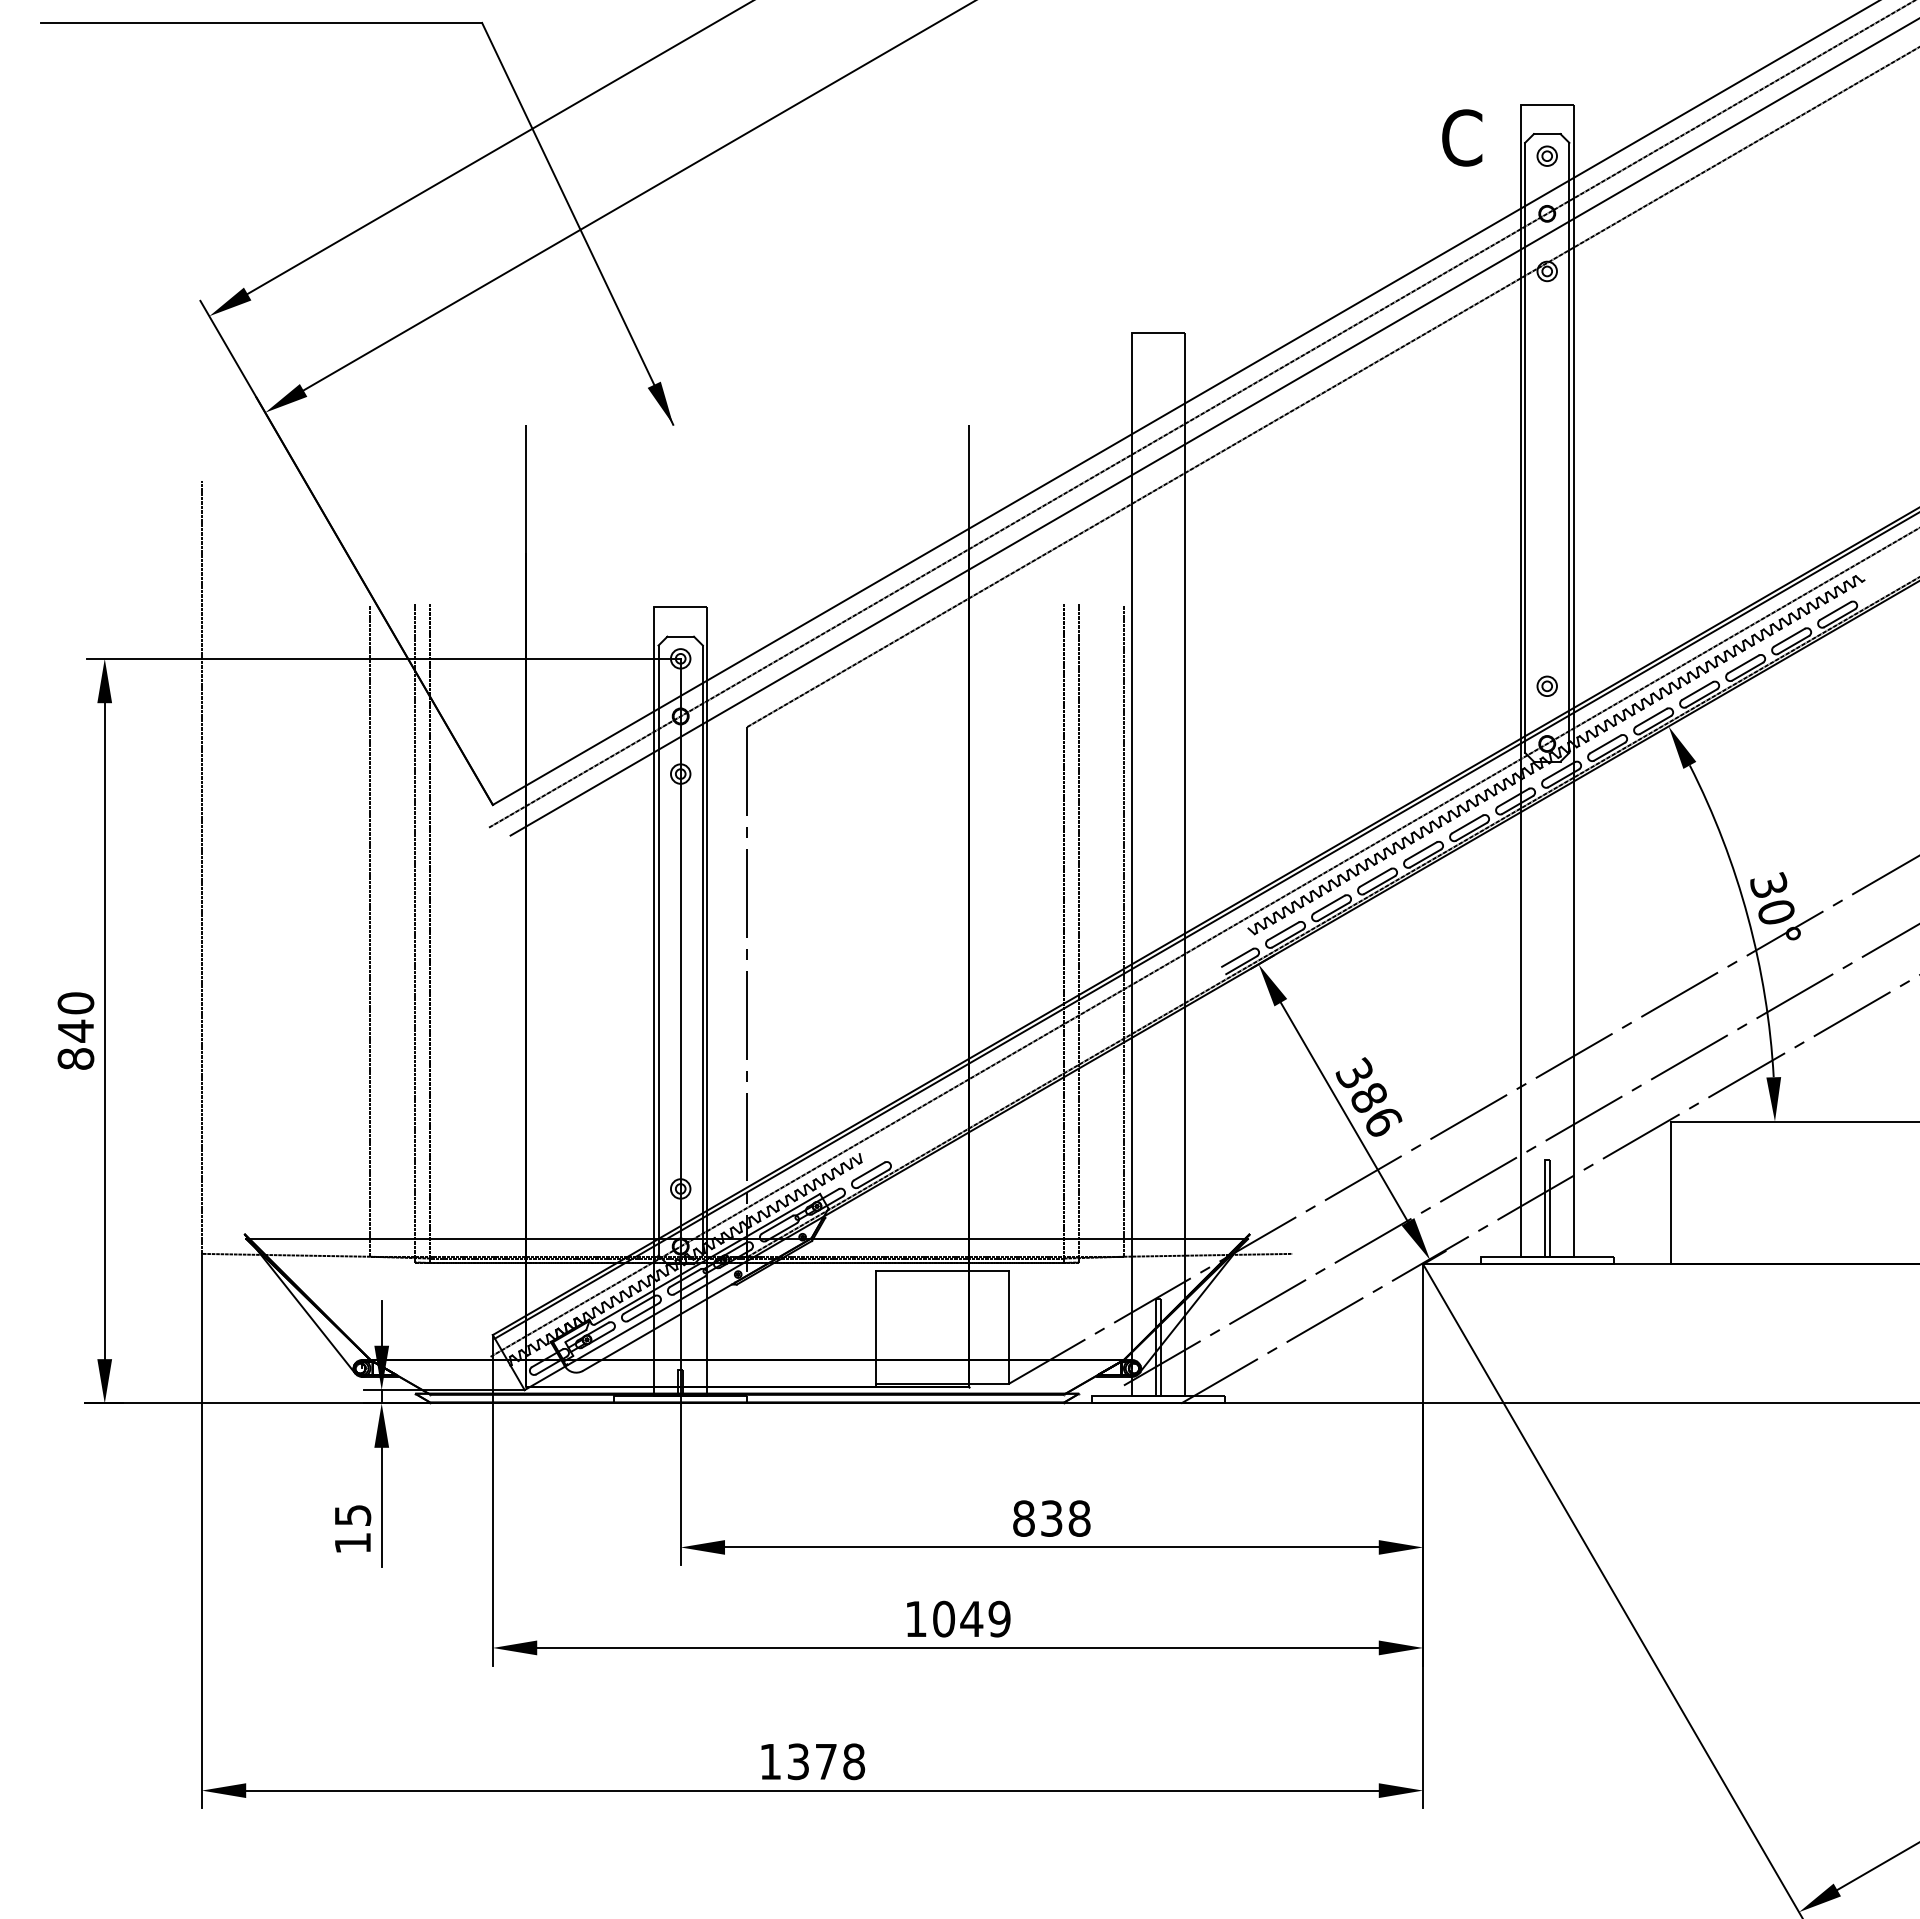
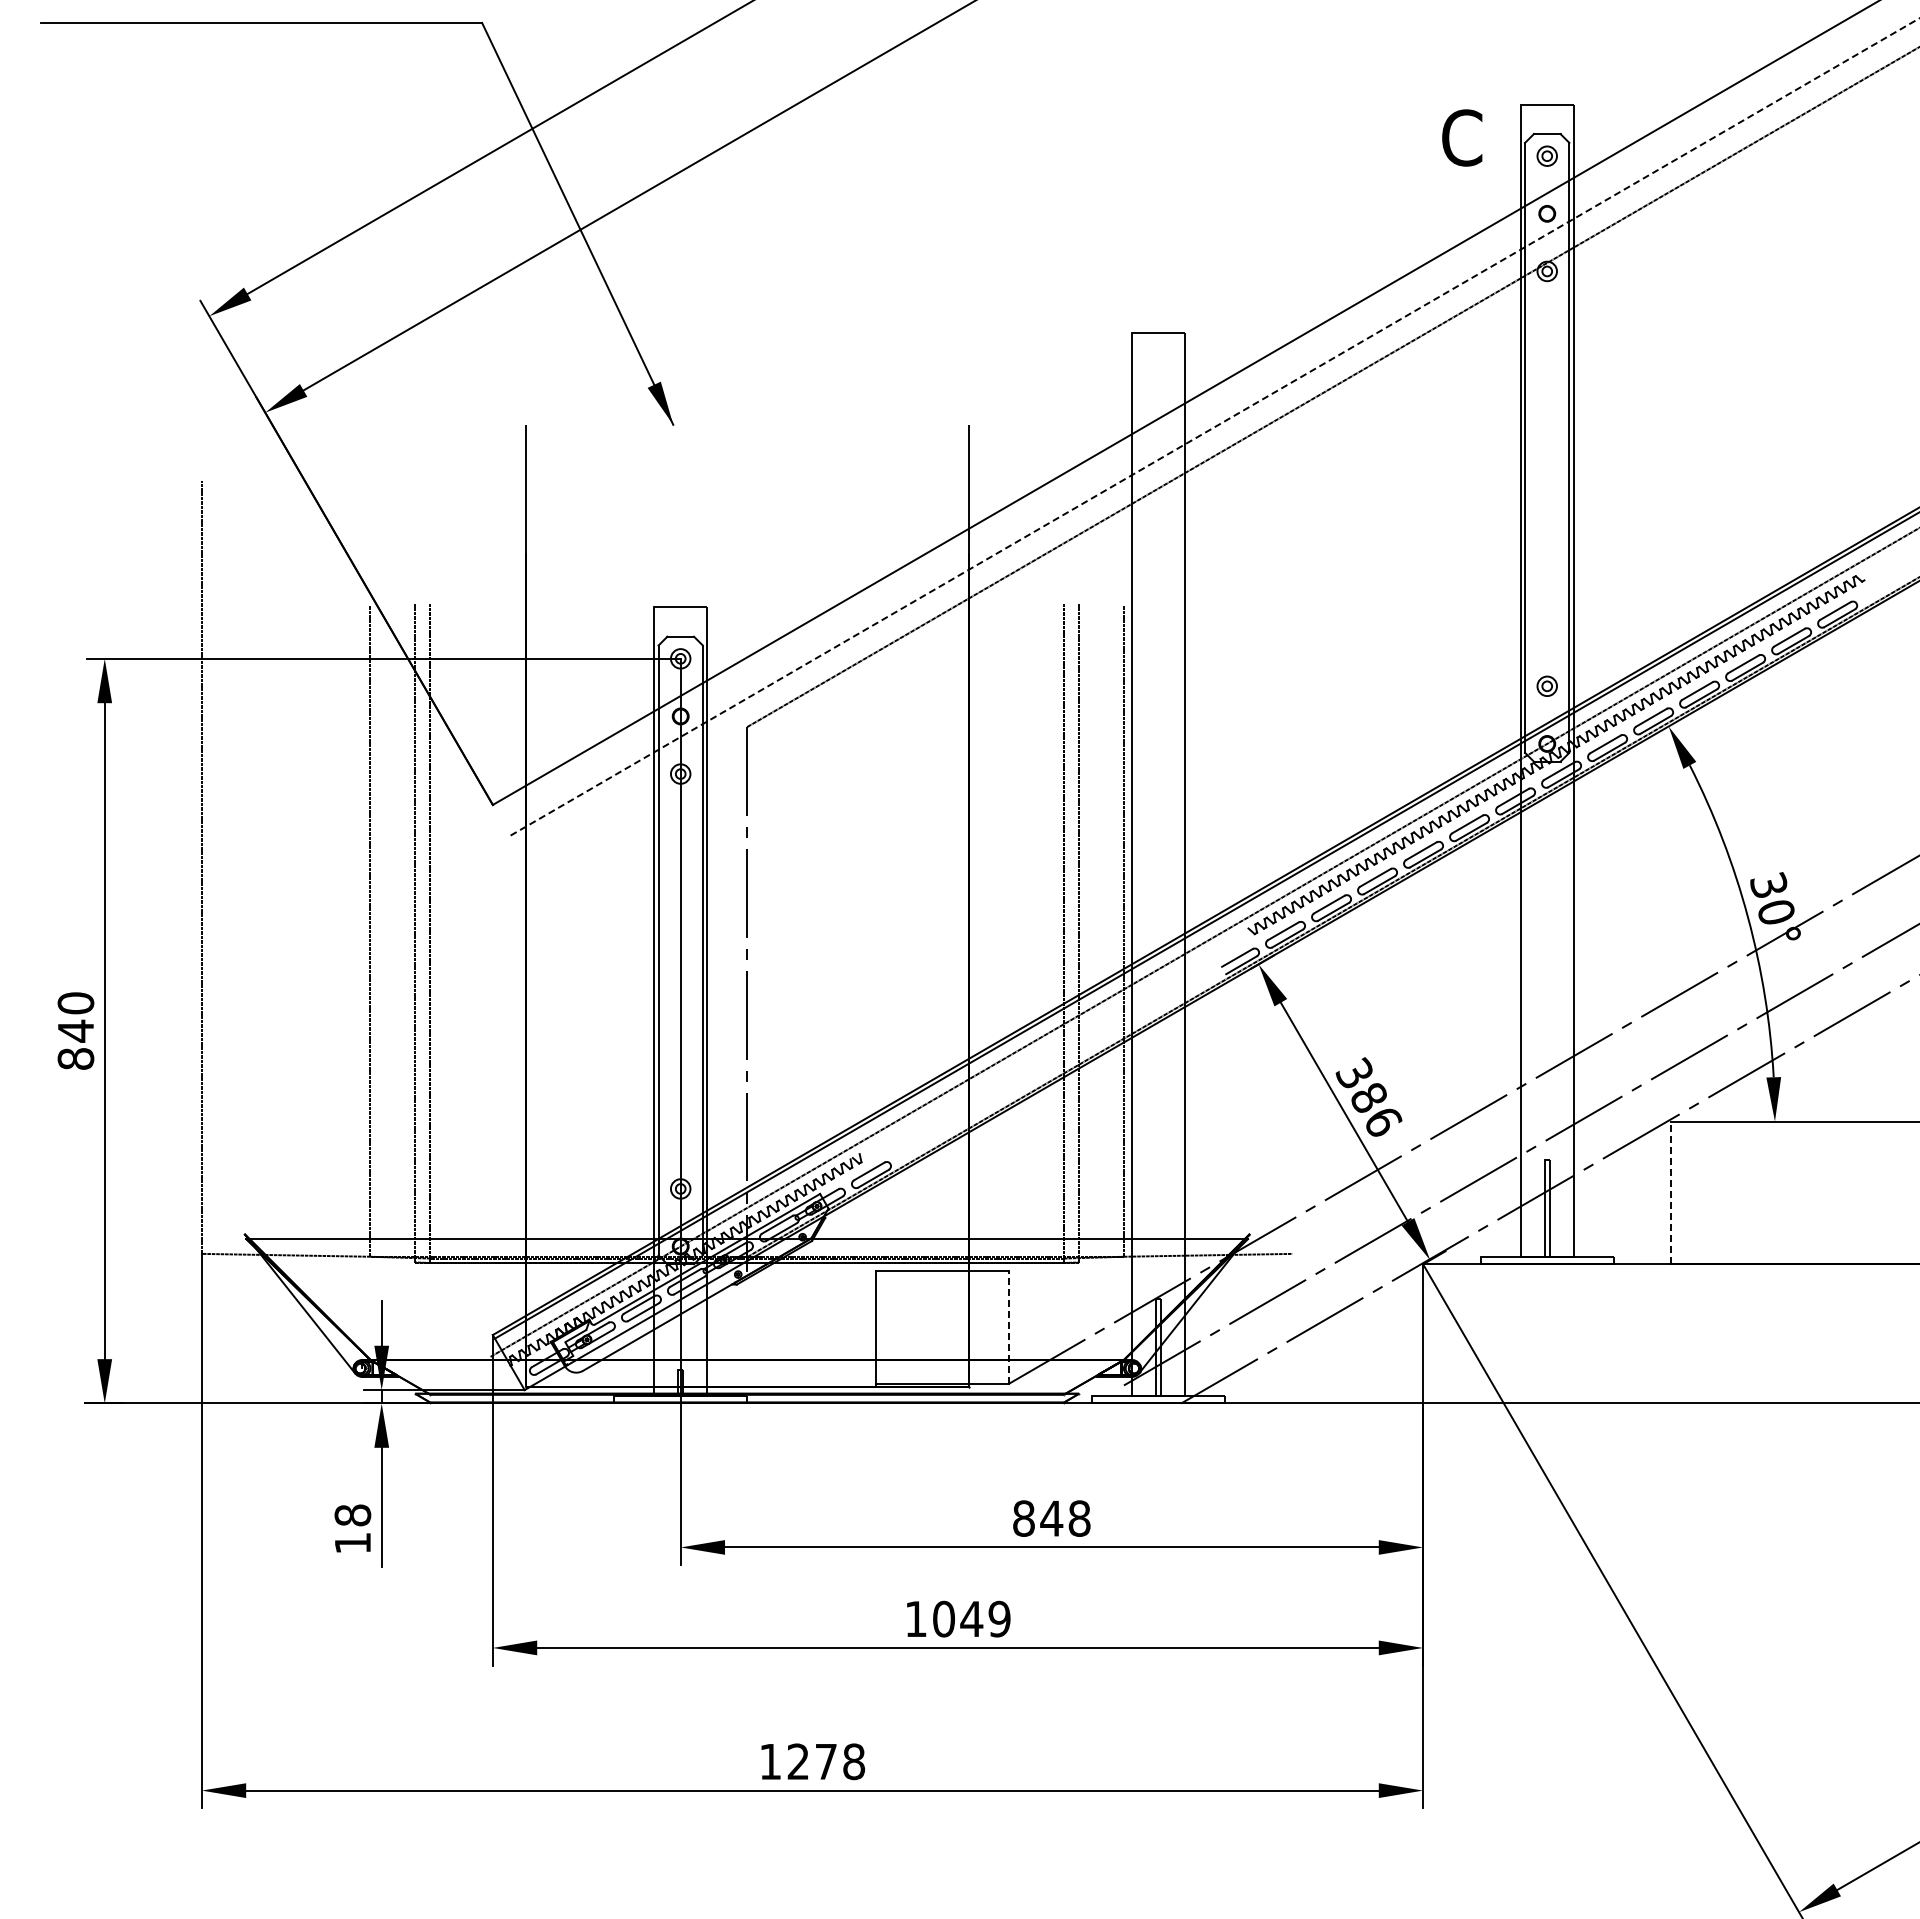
line: present -> none (1200, 414)
line: solid -> dashed (1215, 426)
line: solid -> dashed (1671, 1192)
line: solid -> dashed (1008, 1327)
text: 15 -> 18 (352, 1515)
text: 838 -> 848 (1051, 1518)
text: 1378 -> 1278 (797, 1761)
